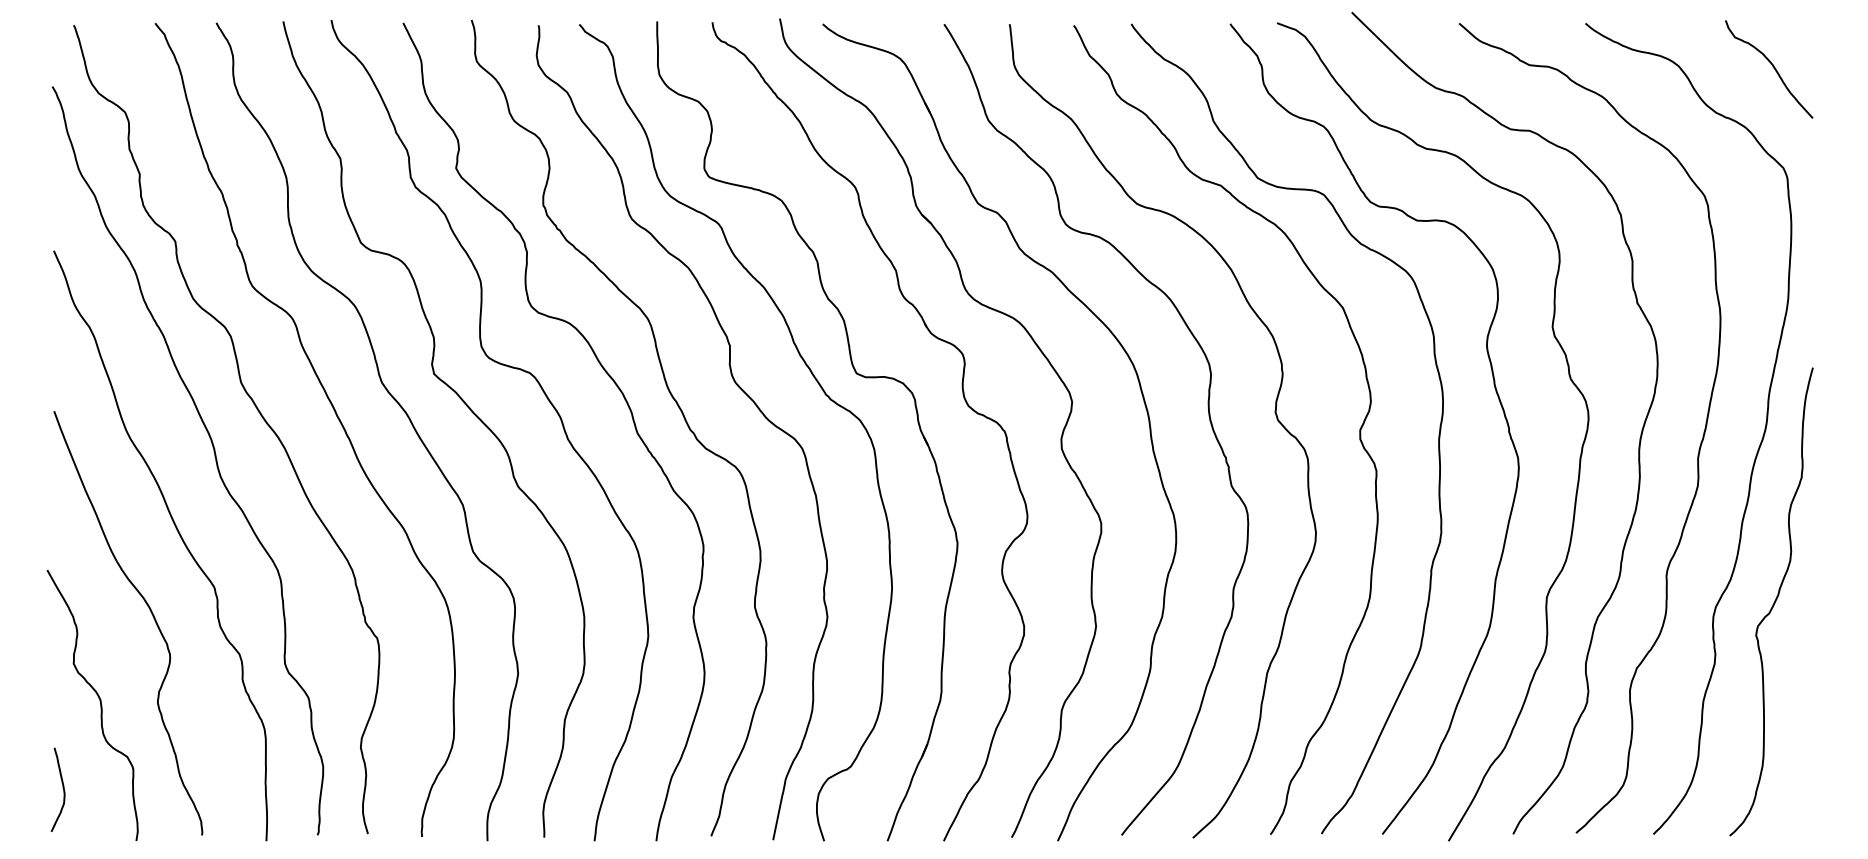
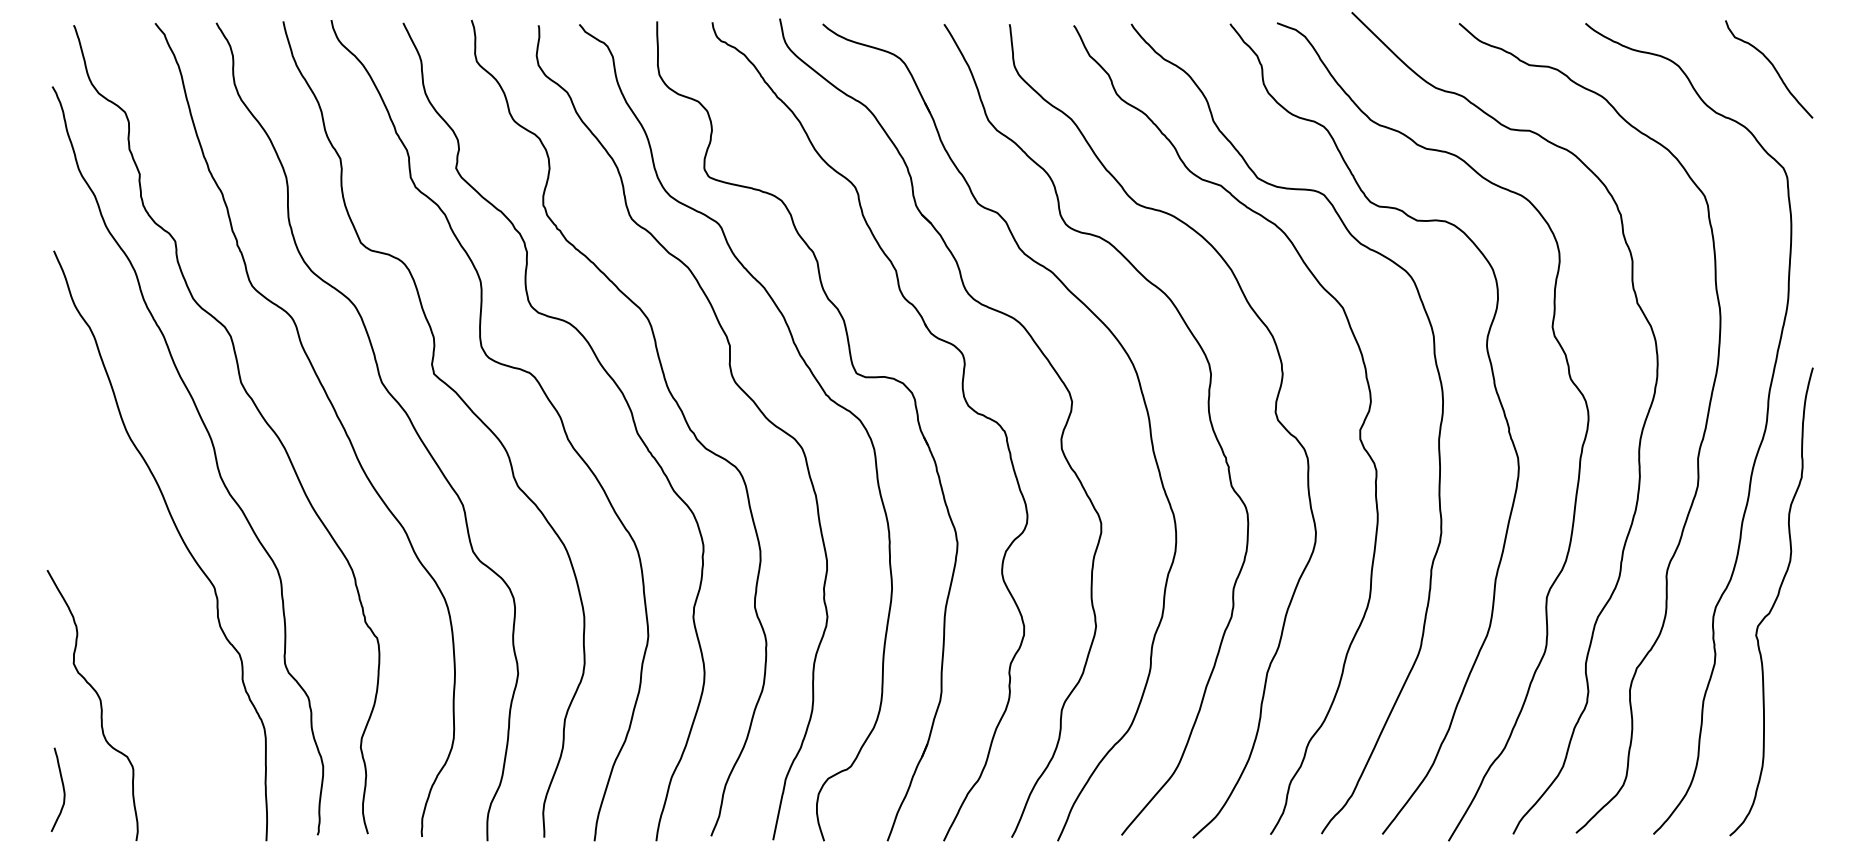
curve: present -> none (150, 612)
